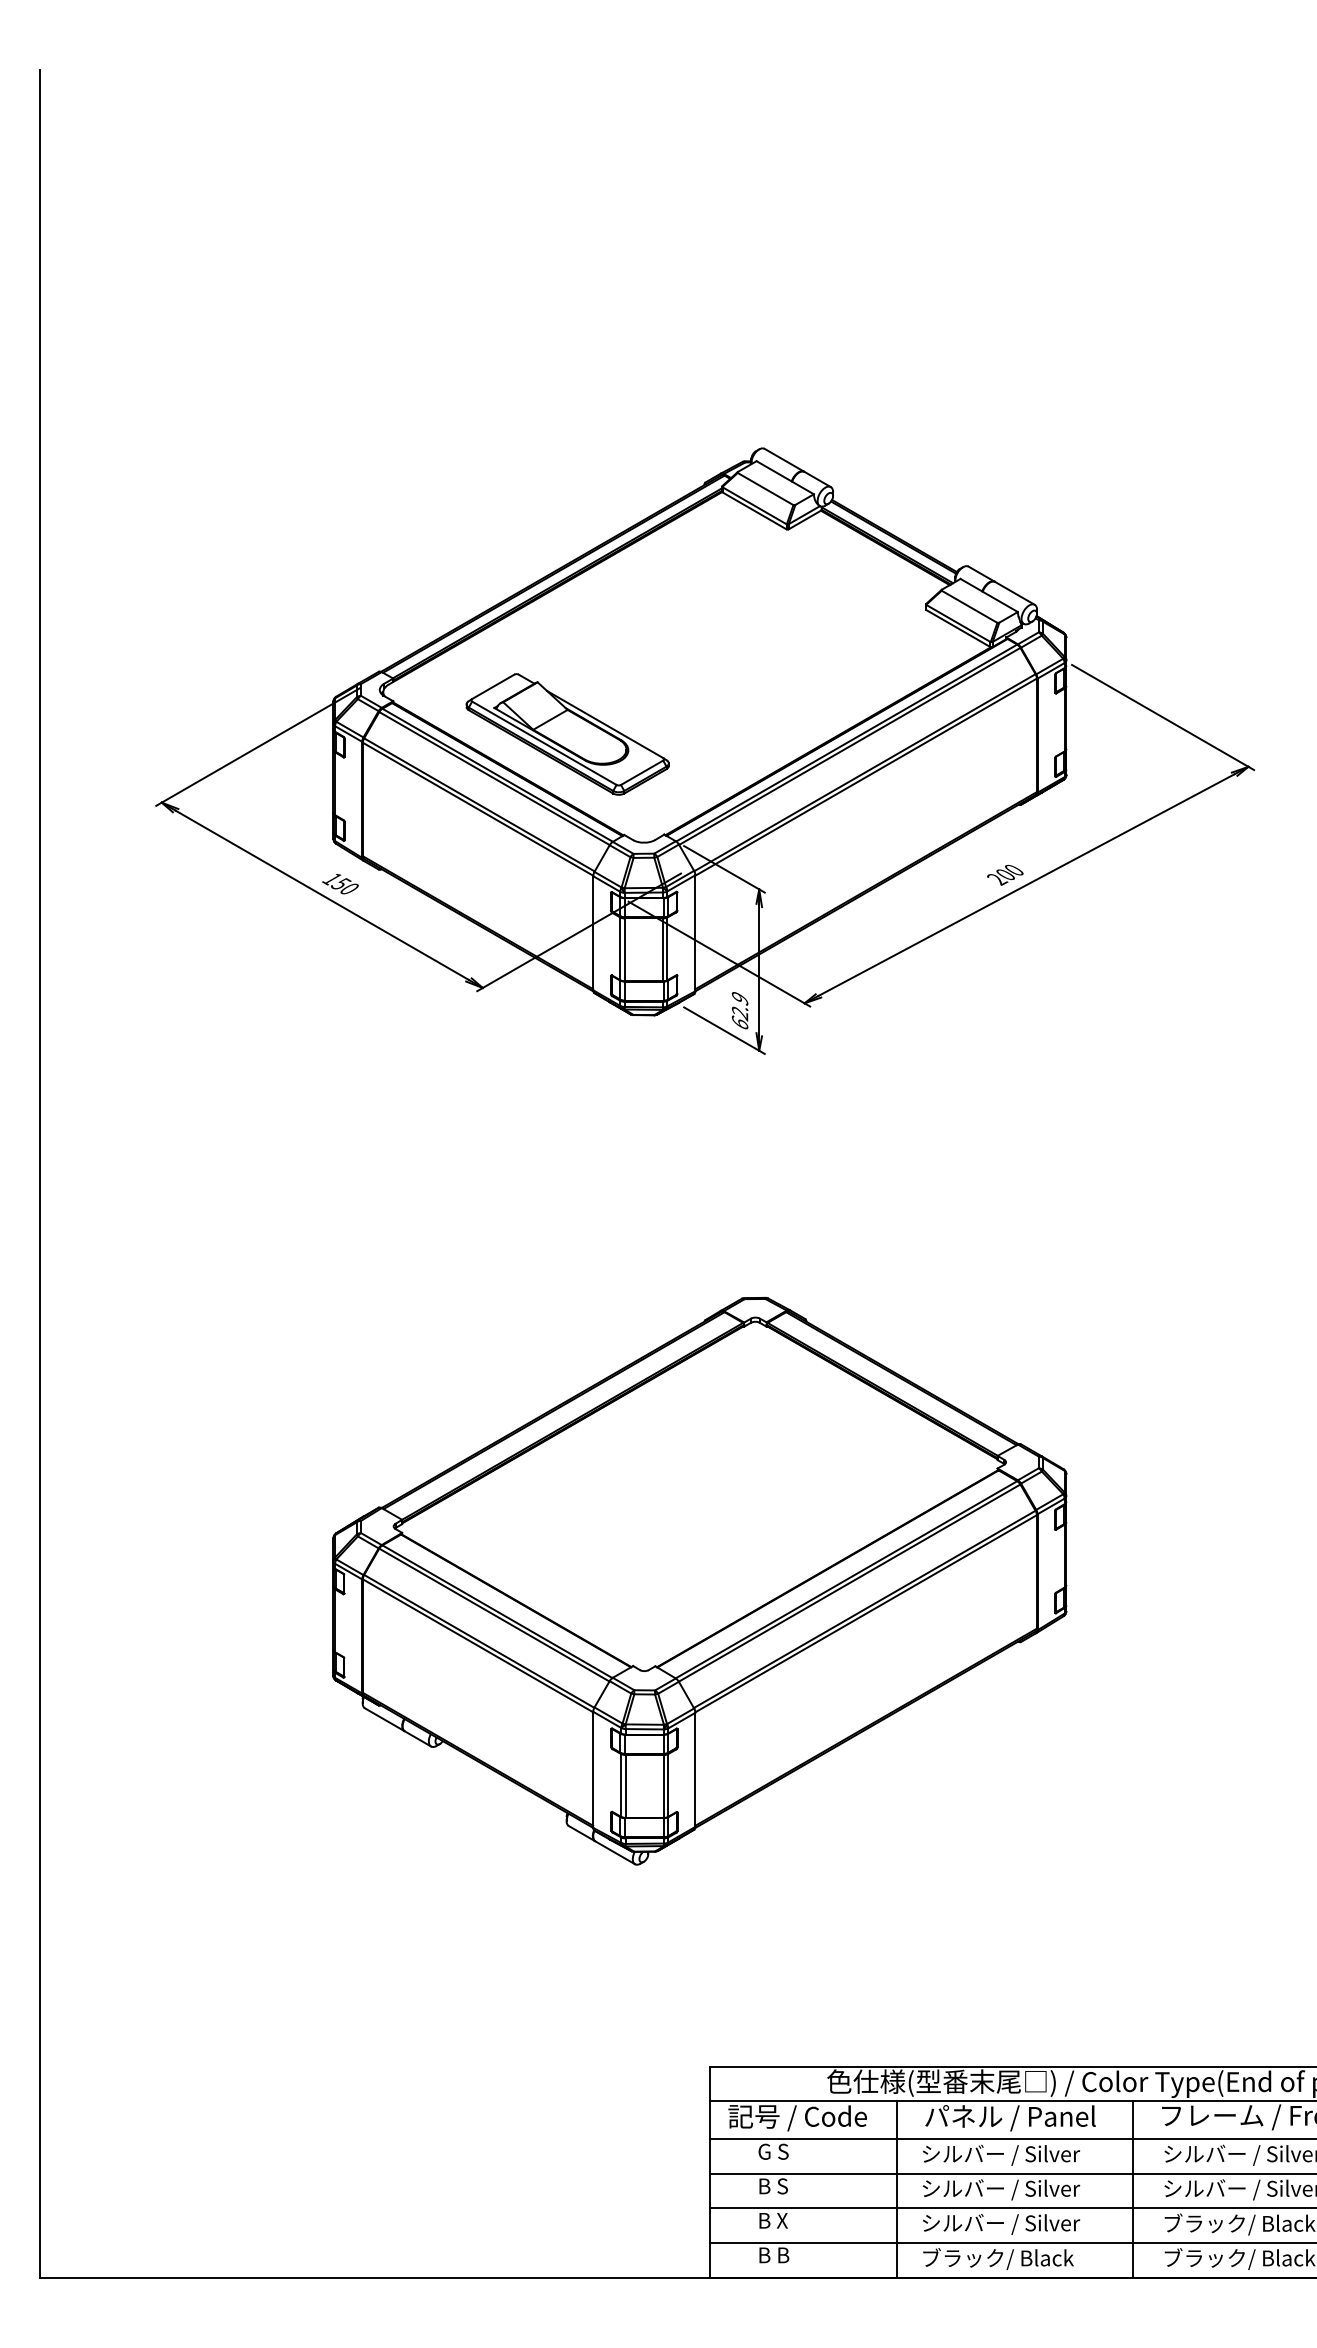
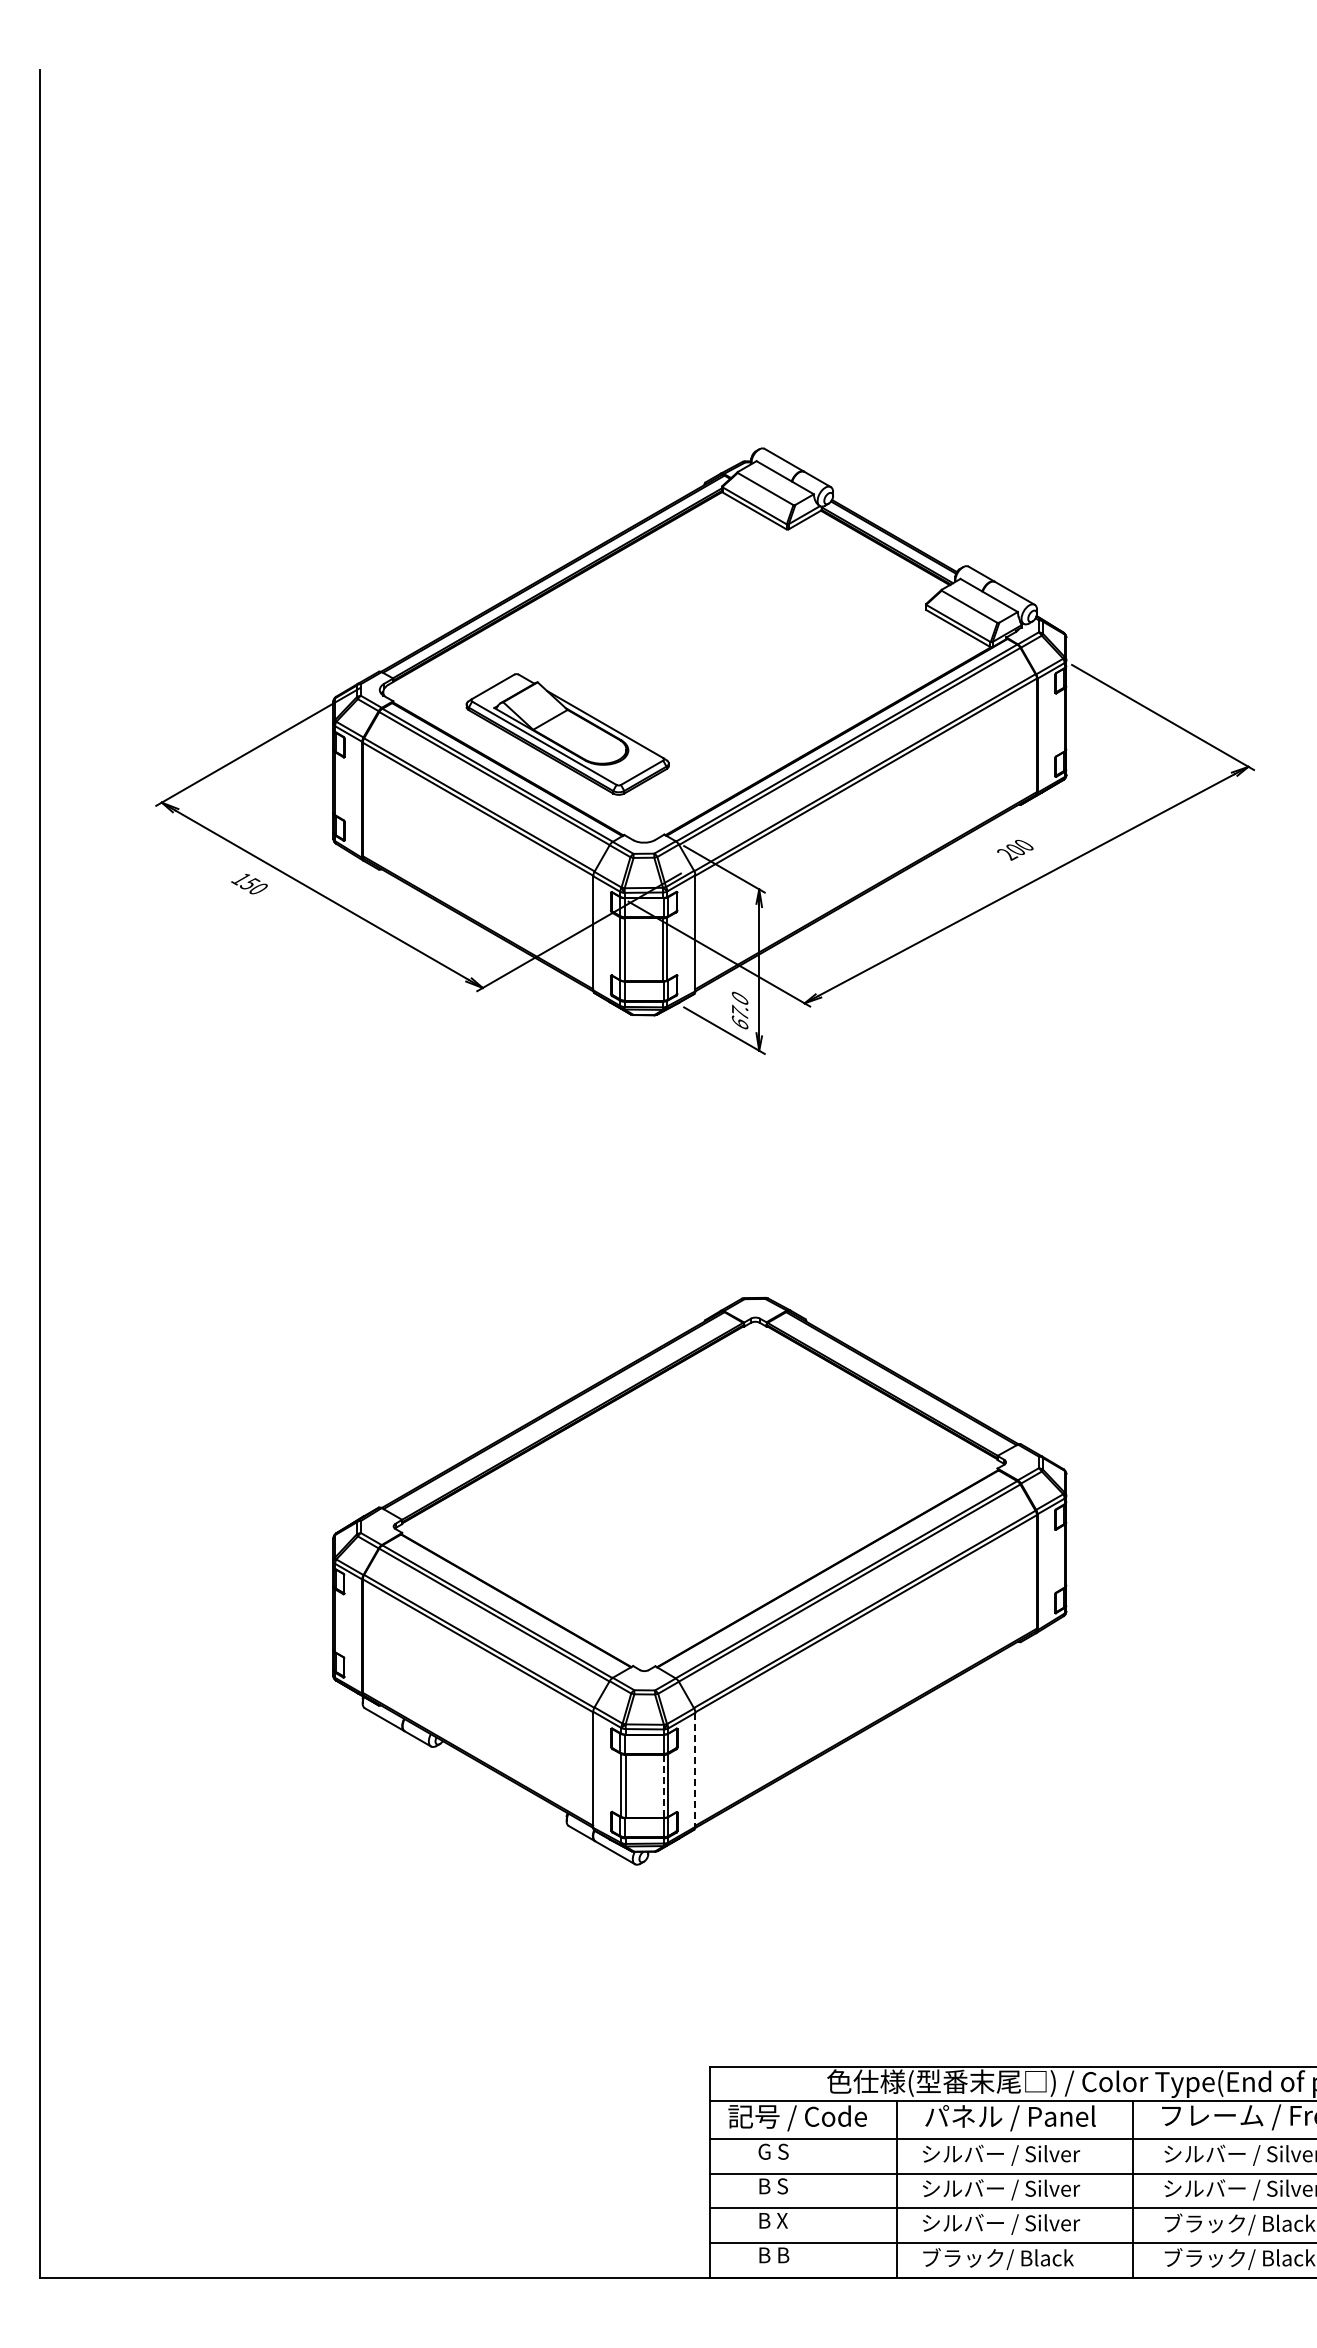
text position: (1005, 875) -> (1015, 850) (1015, 850)
text position: (340, 884) -> (249, 884) (249, 884)
text: 62.9 -> 67.0 (739, 1006)
line: solid -> dashed (695, 1770)
line: solid -> dashed (663, 1786)
